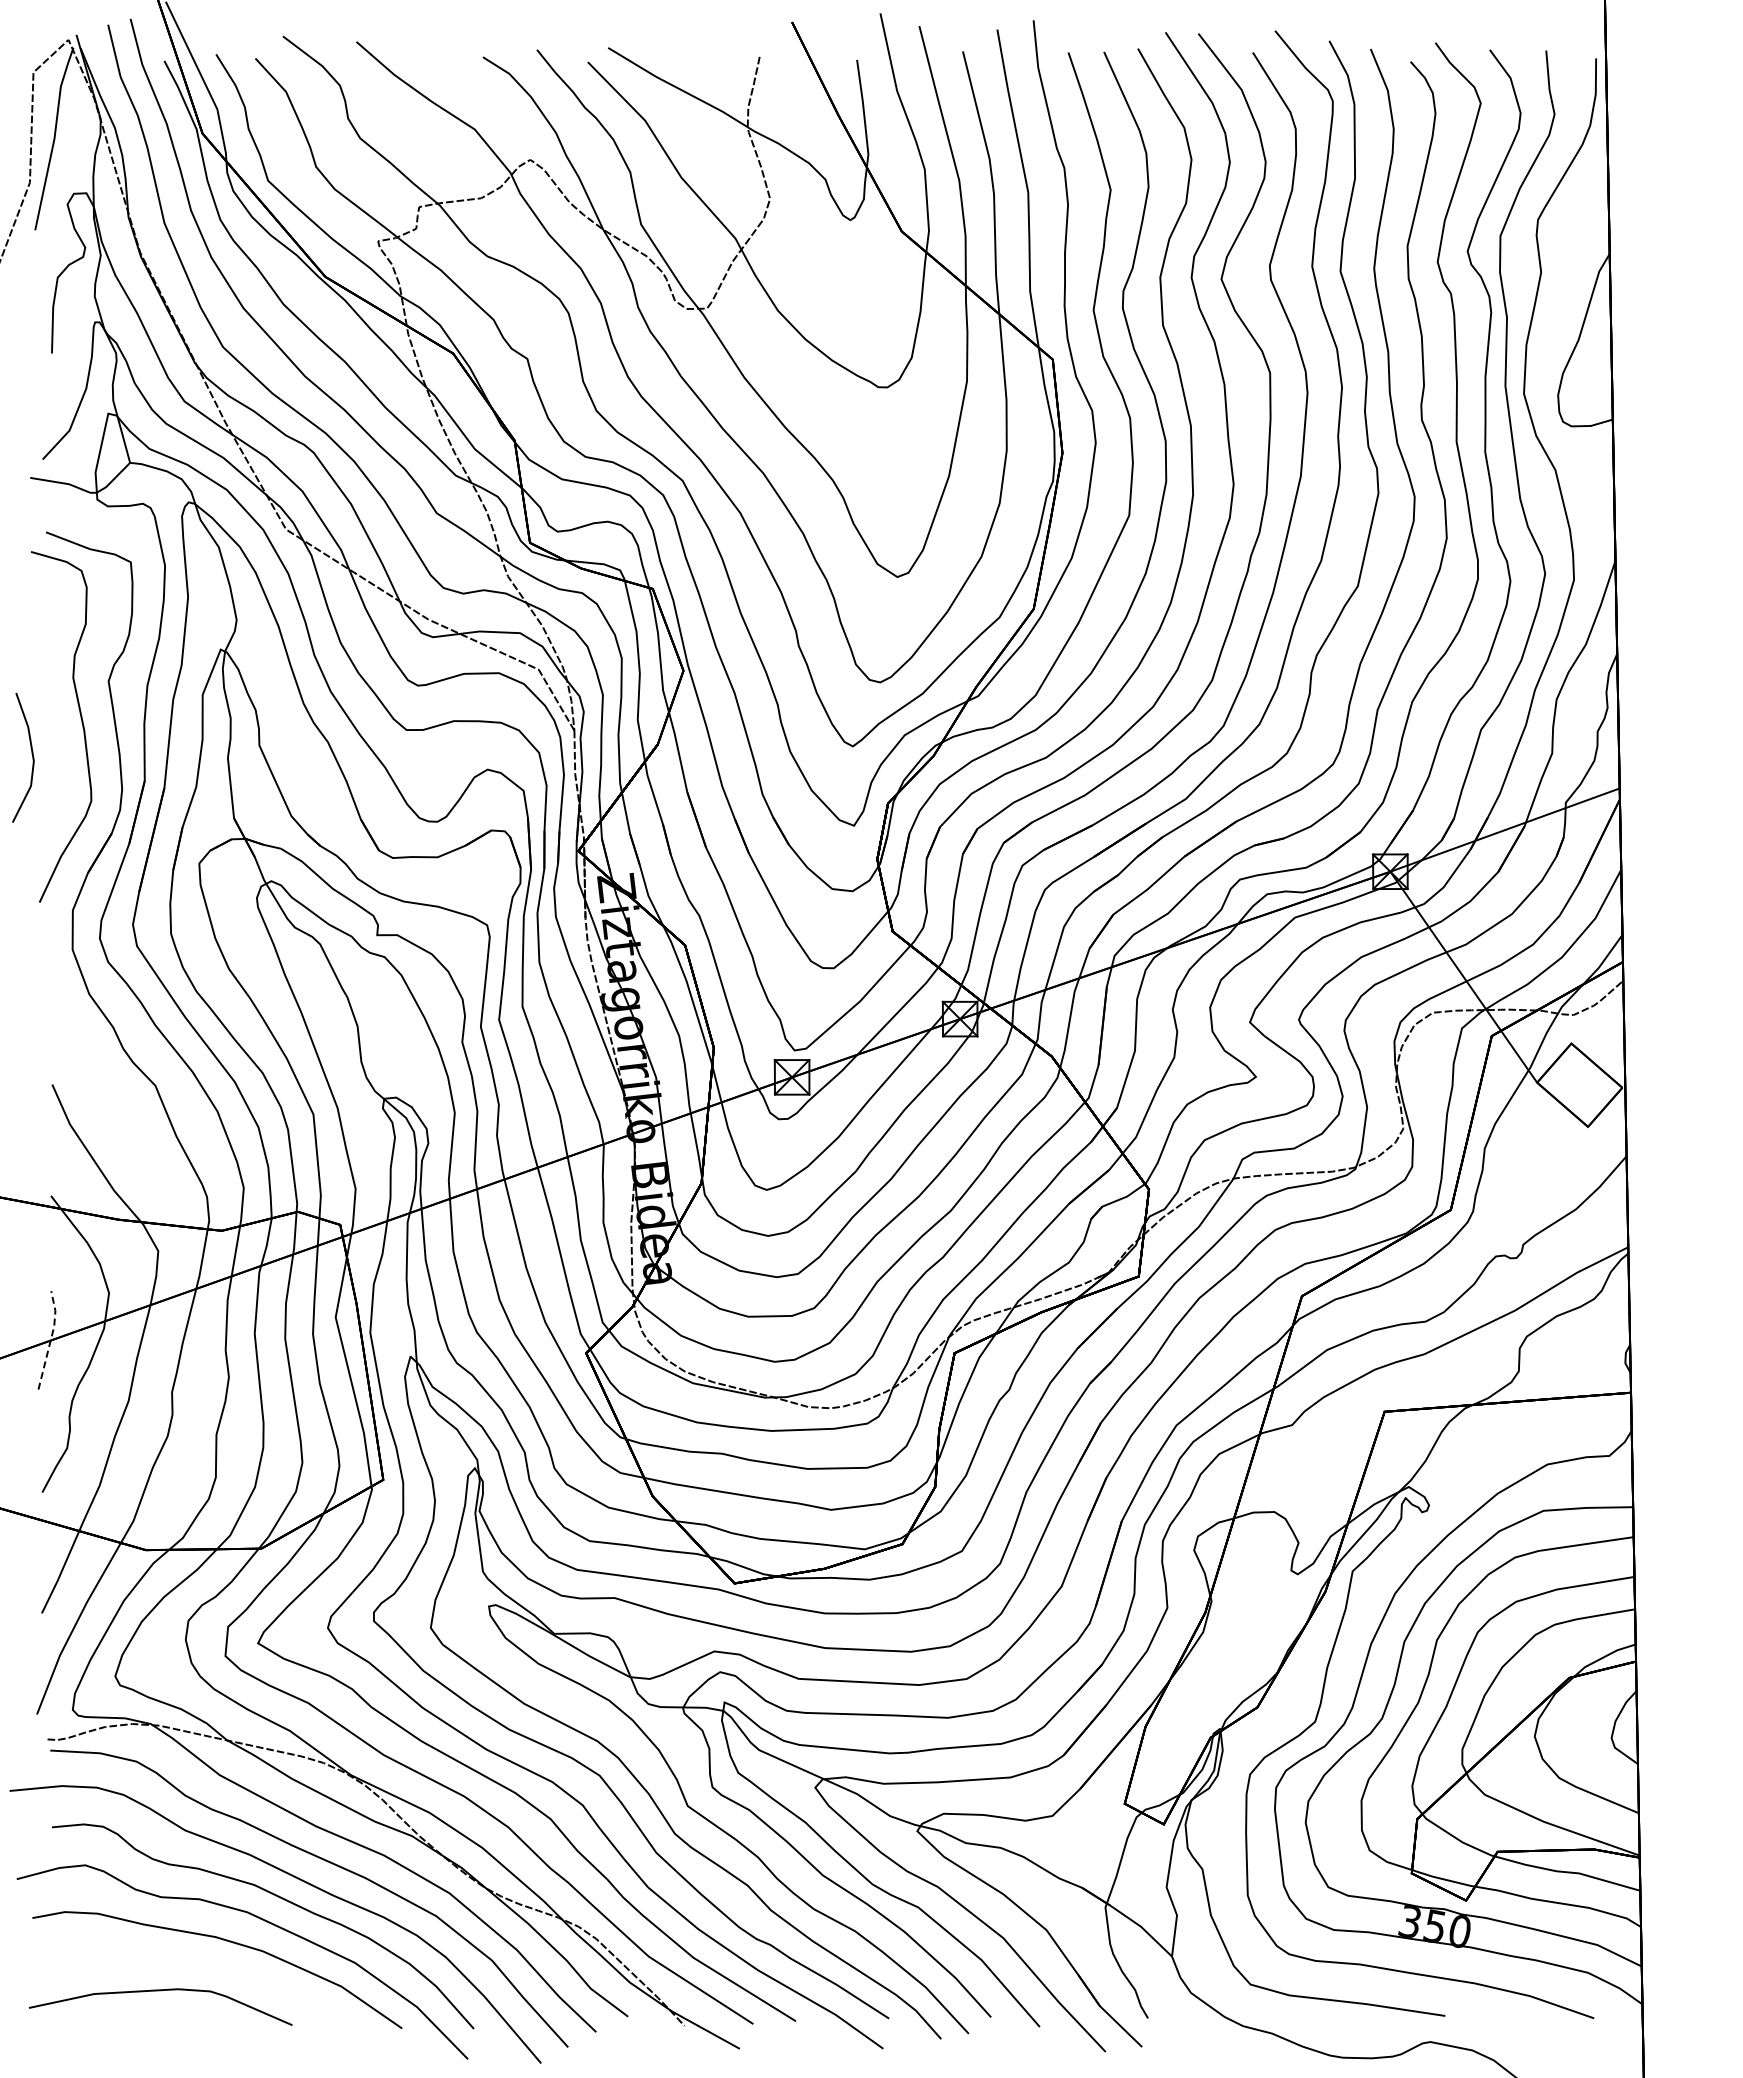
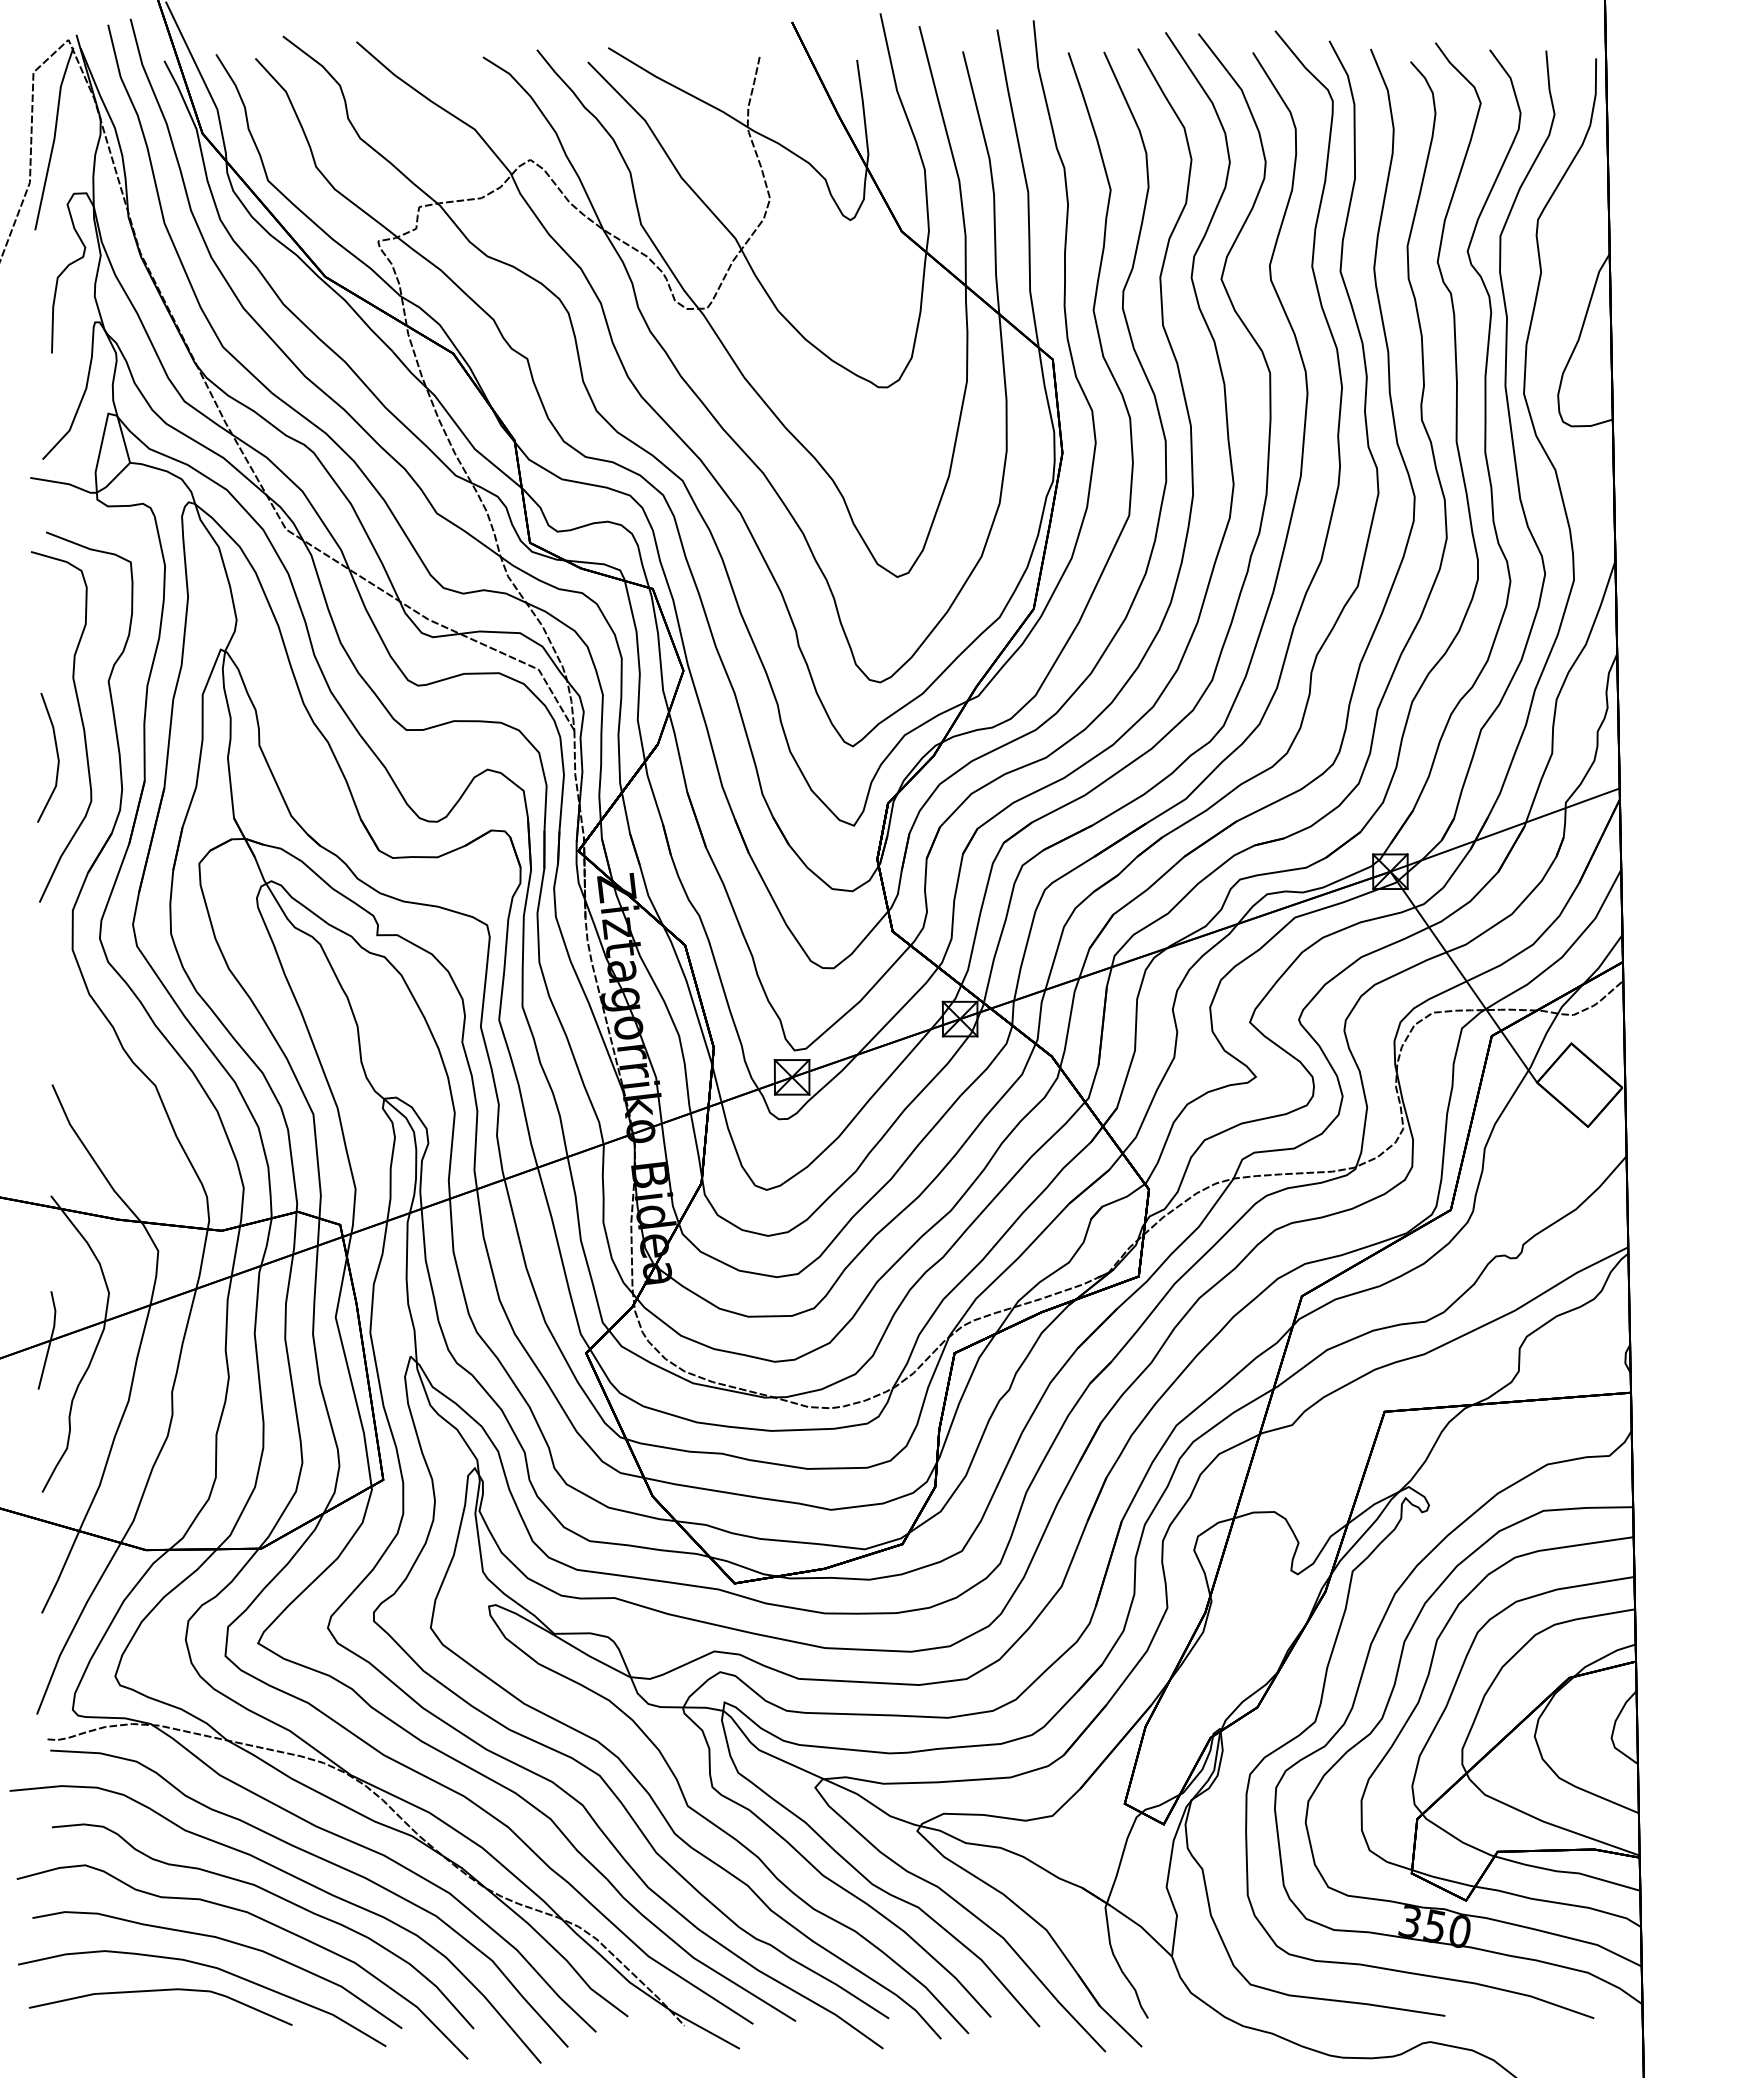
line position: (31, 754) -> (56, 754) (56, 754)
line: dashed -> solid (51, 1338)
curve: none -> present (209, 1967)
